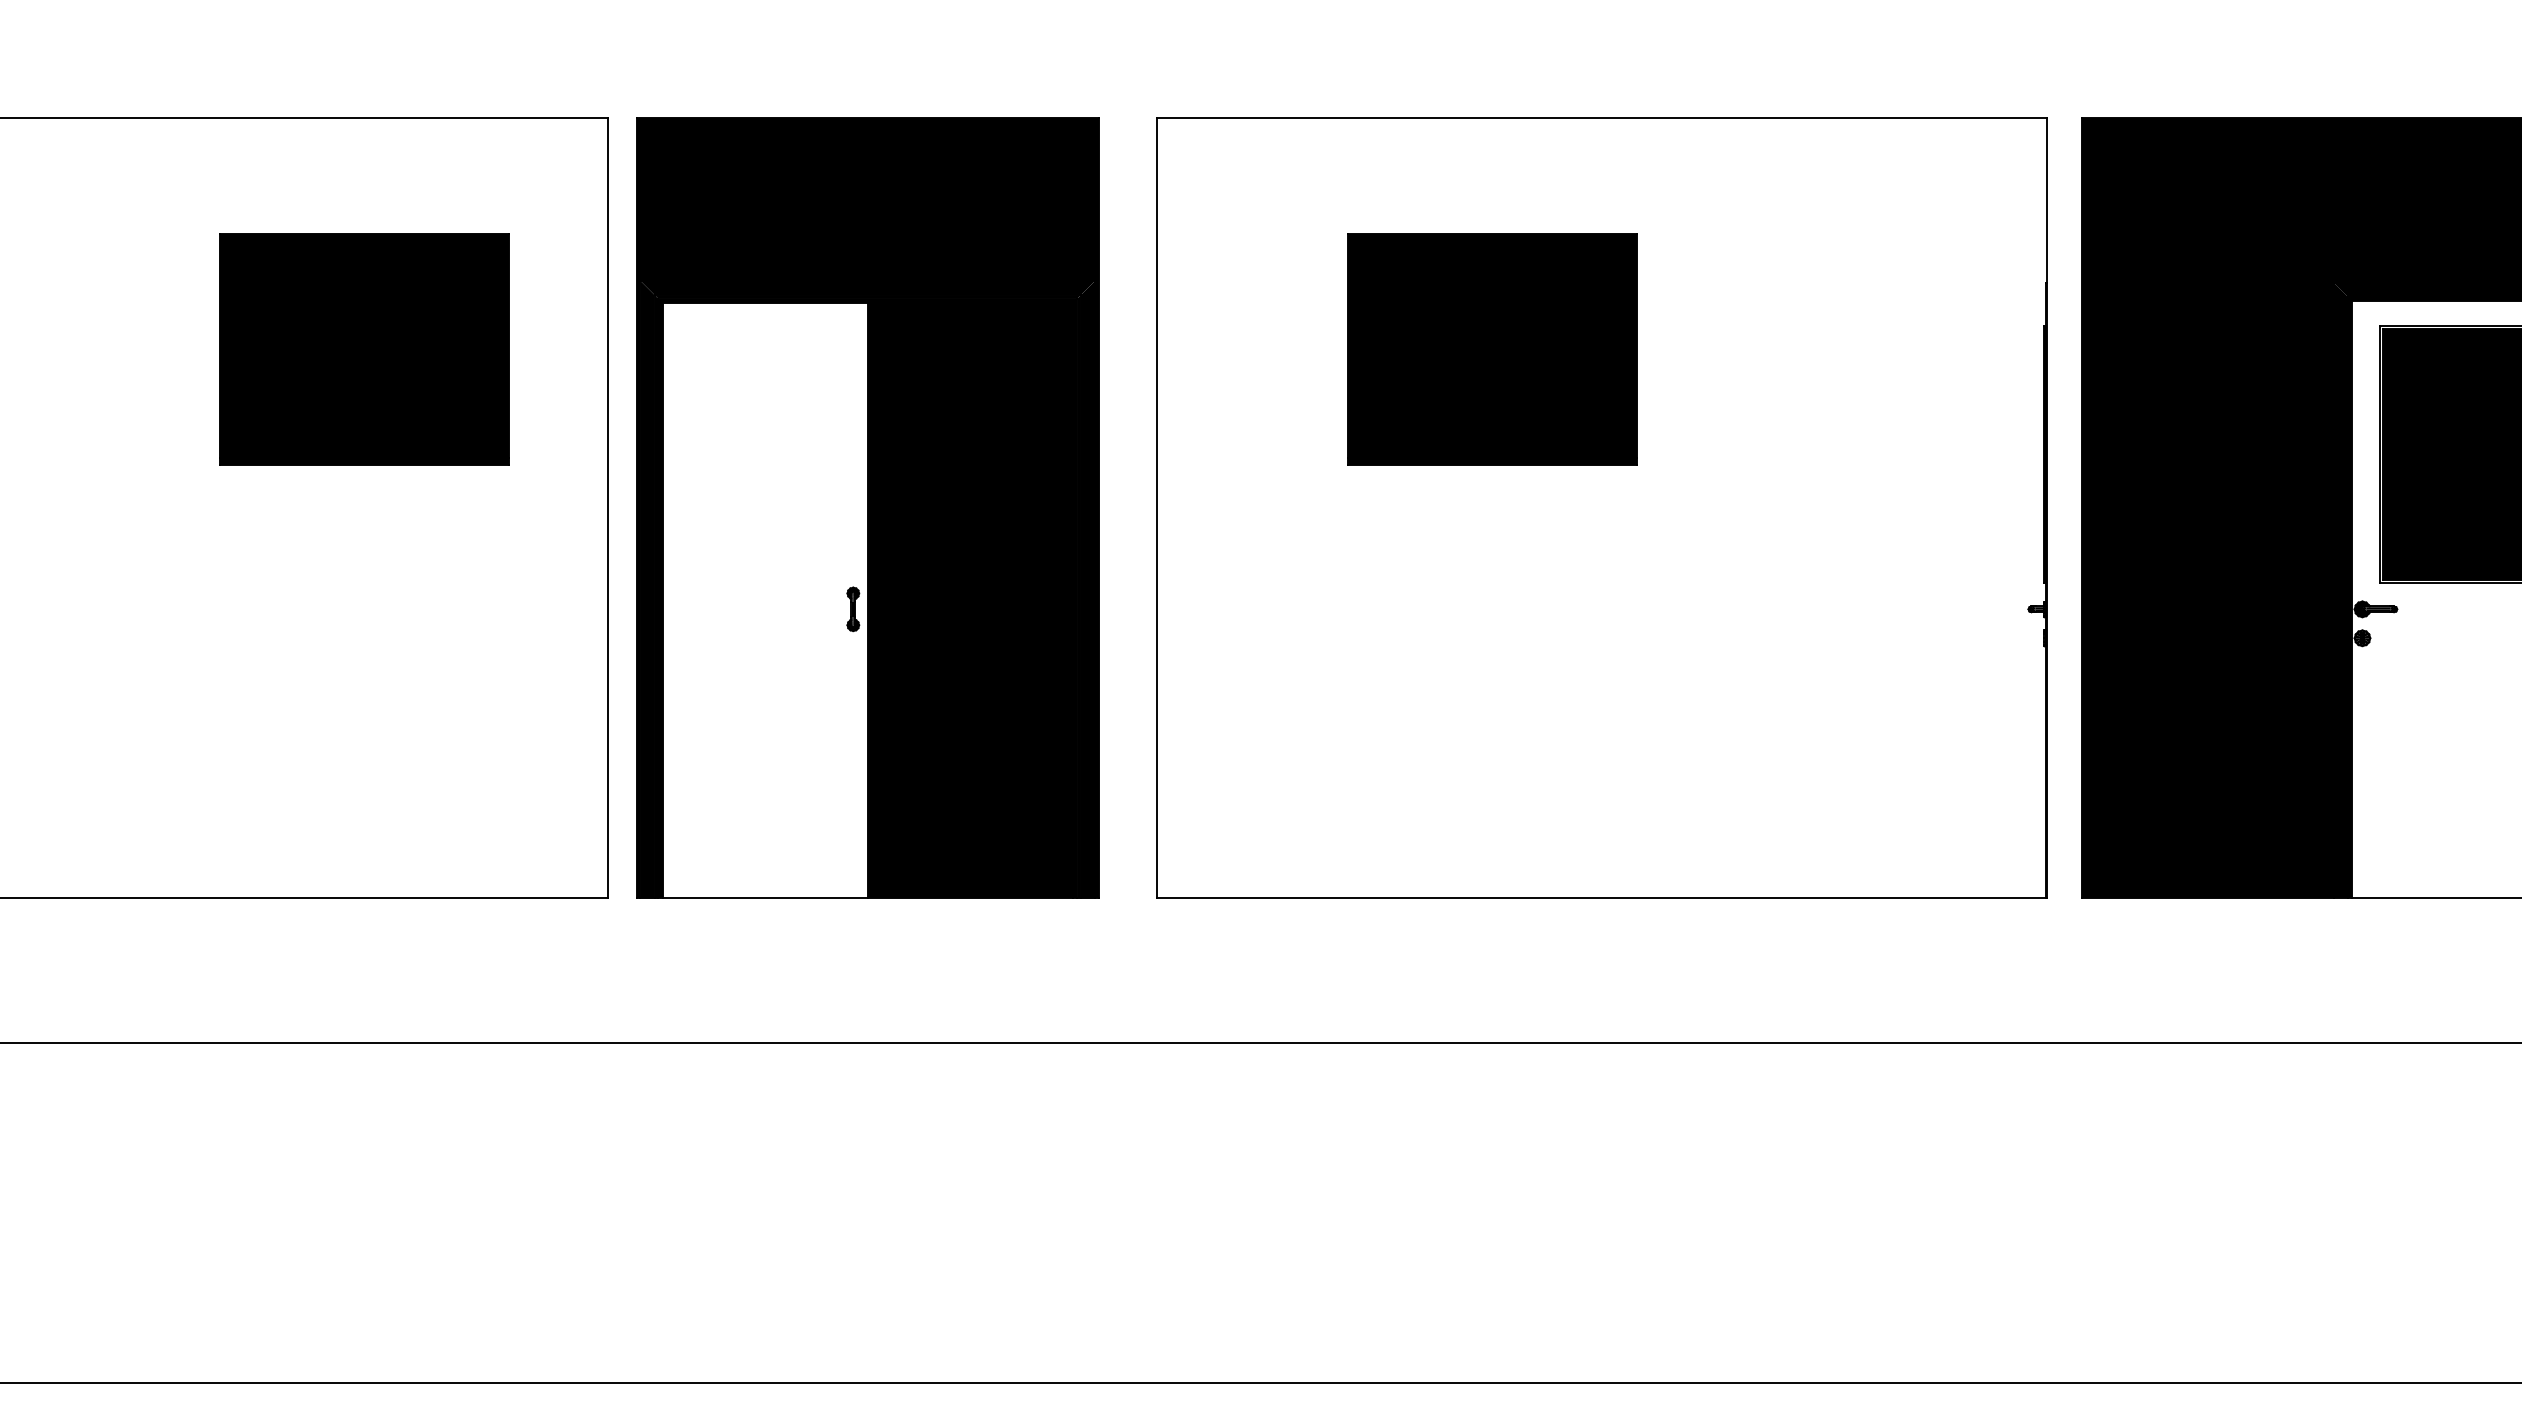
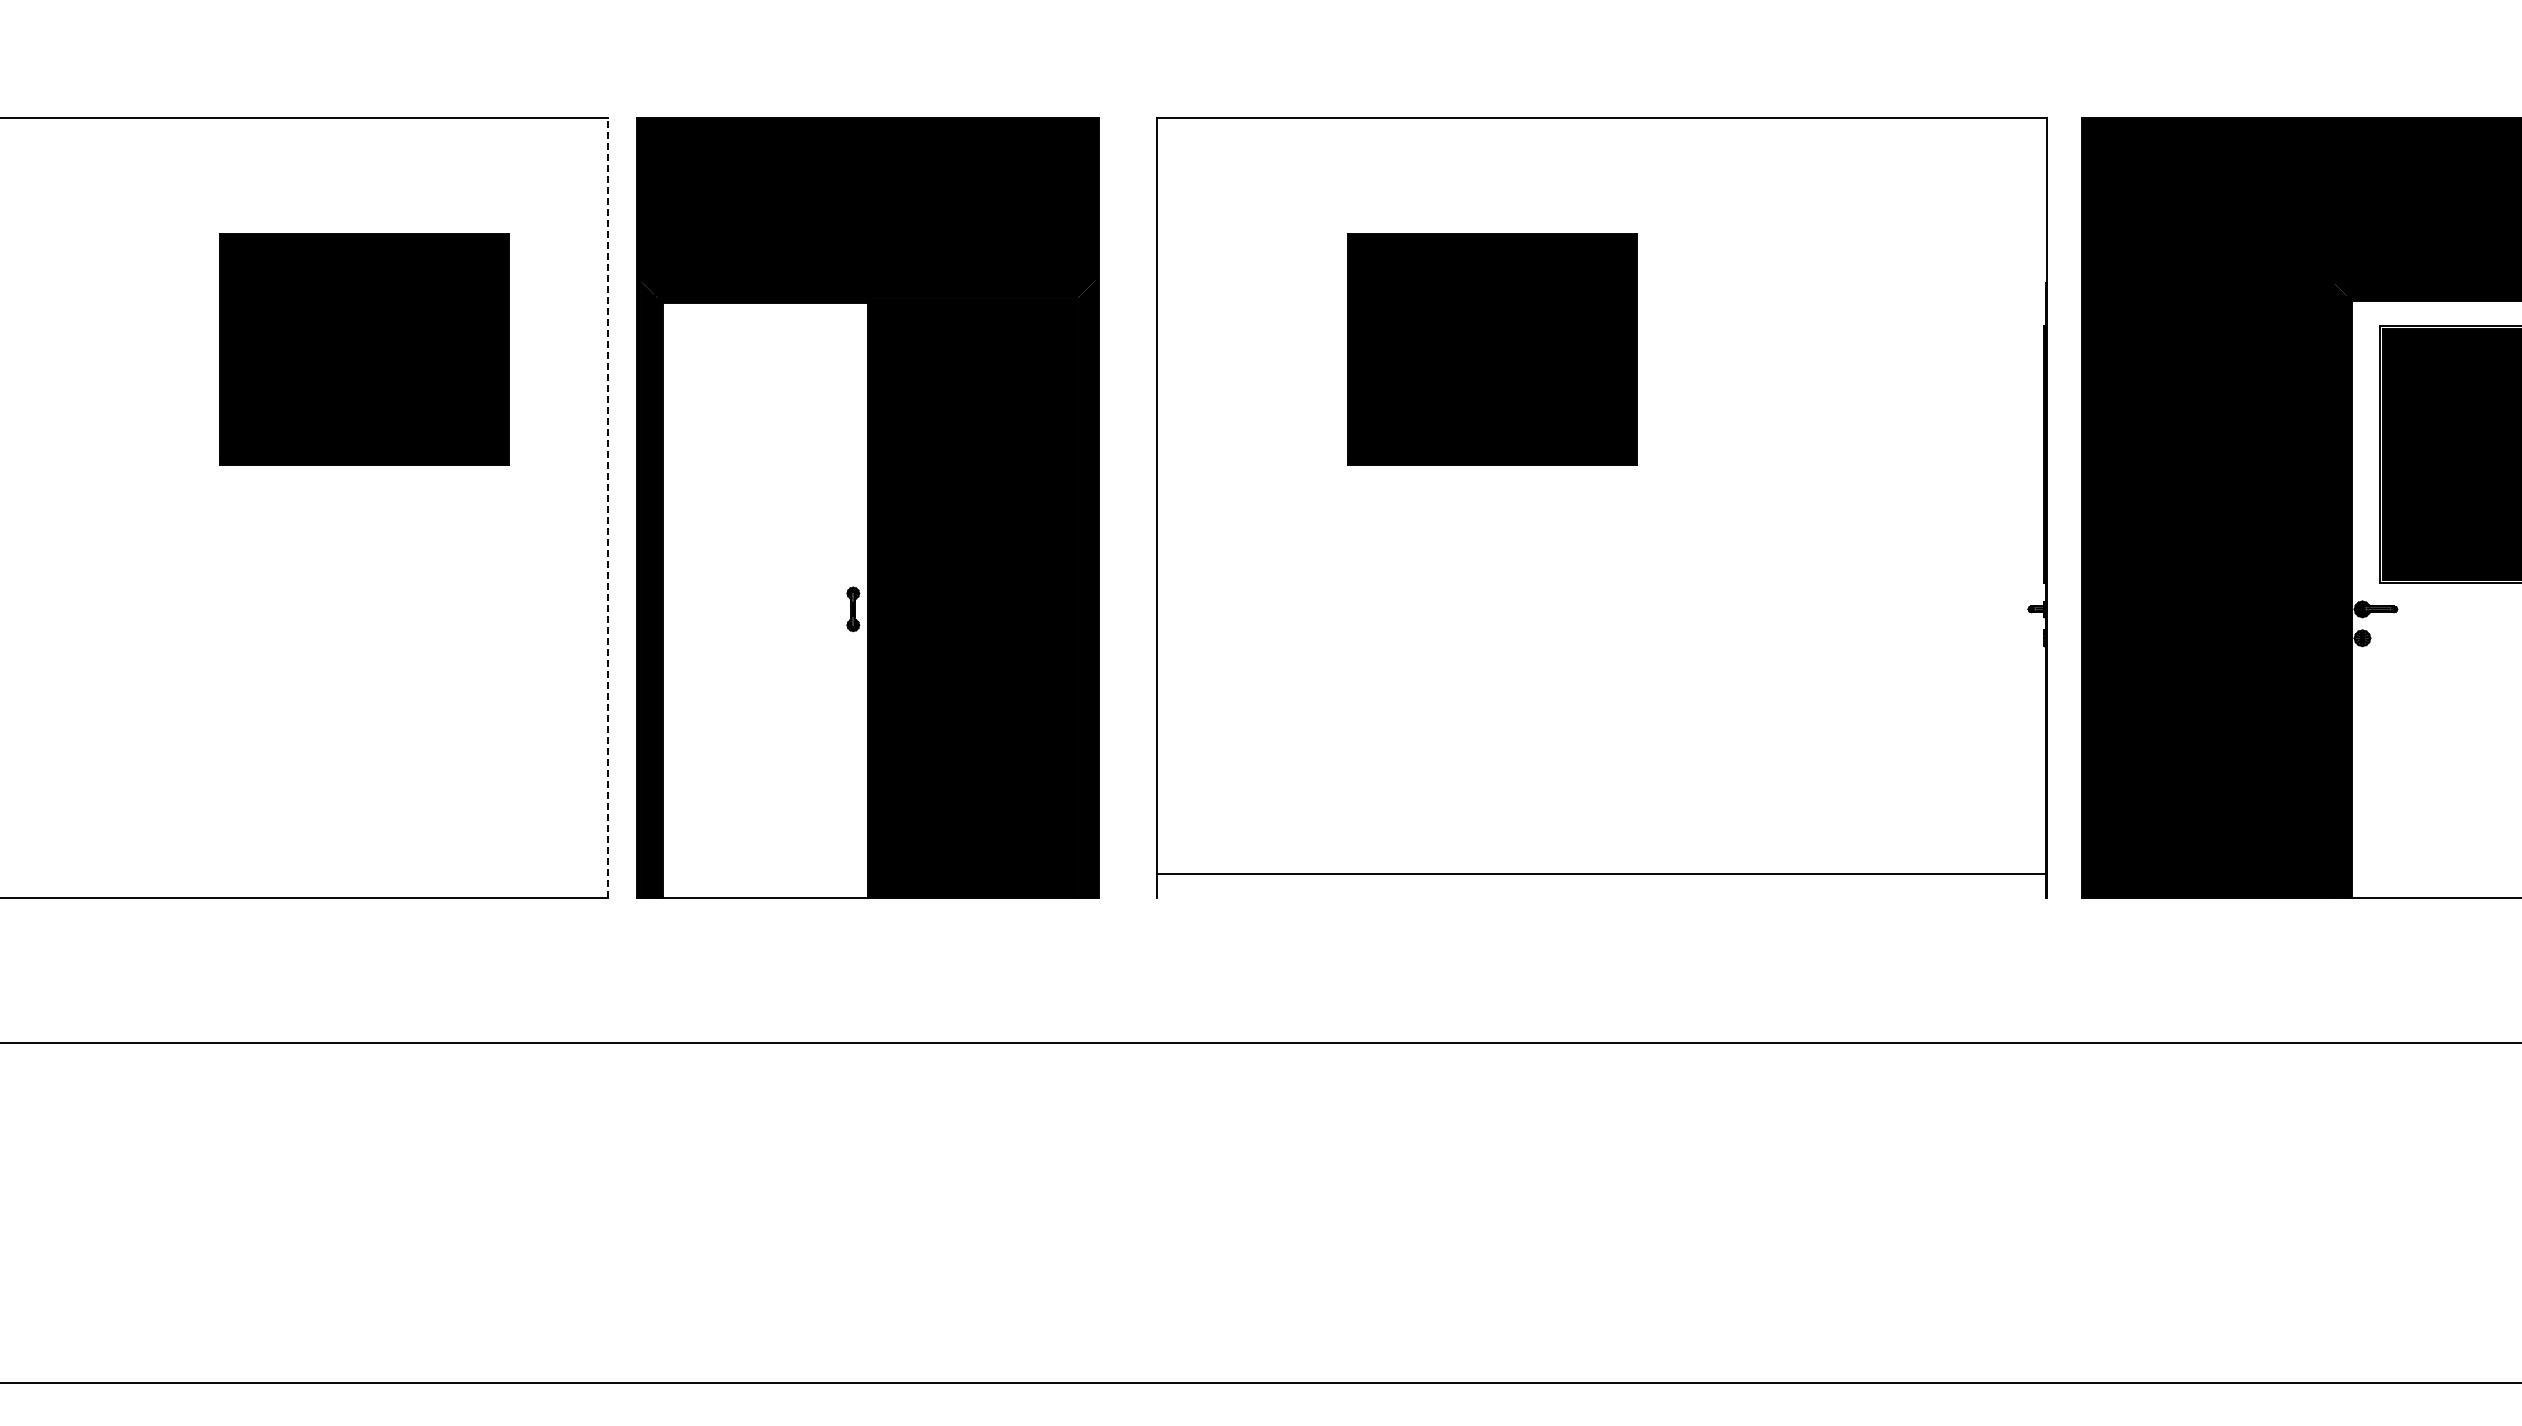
line: solid -> dashed (607, 507)
line position: (1601, 898) -> (1601, 874) (1601, 874)
